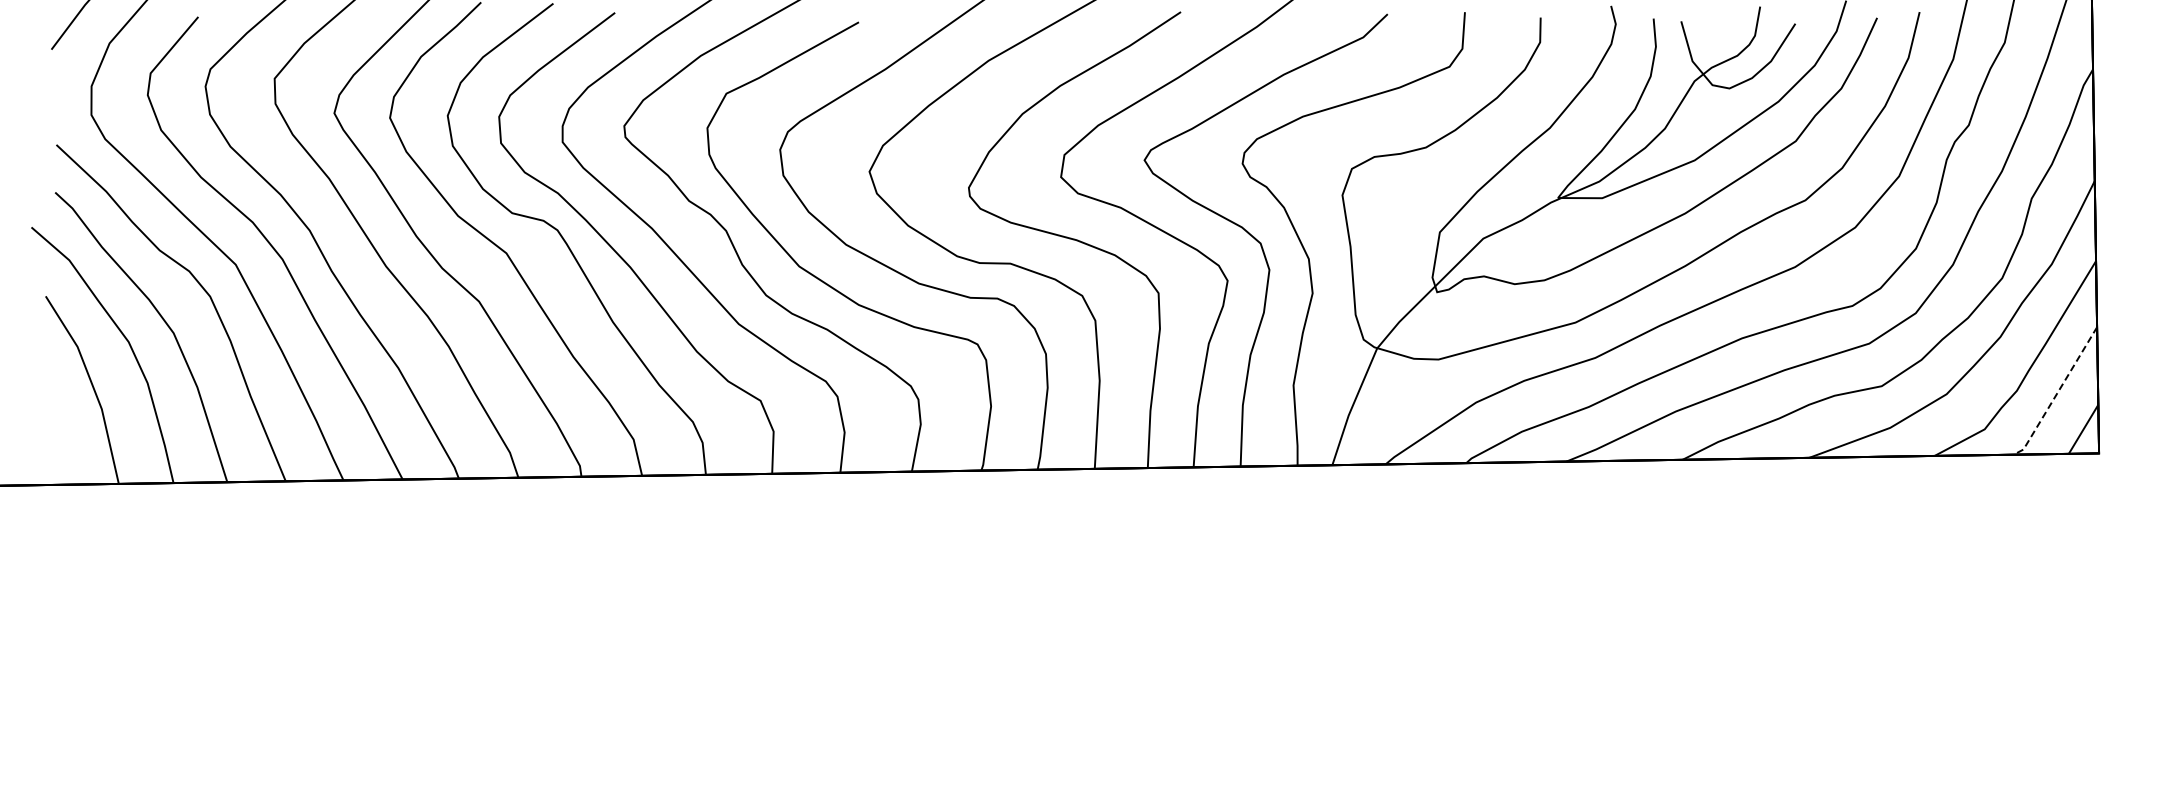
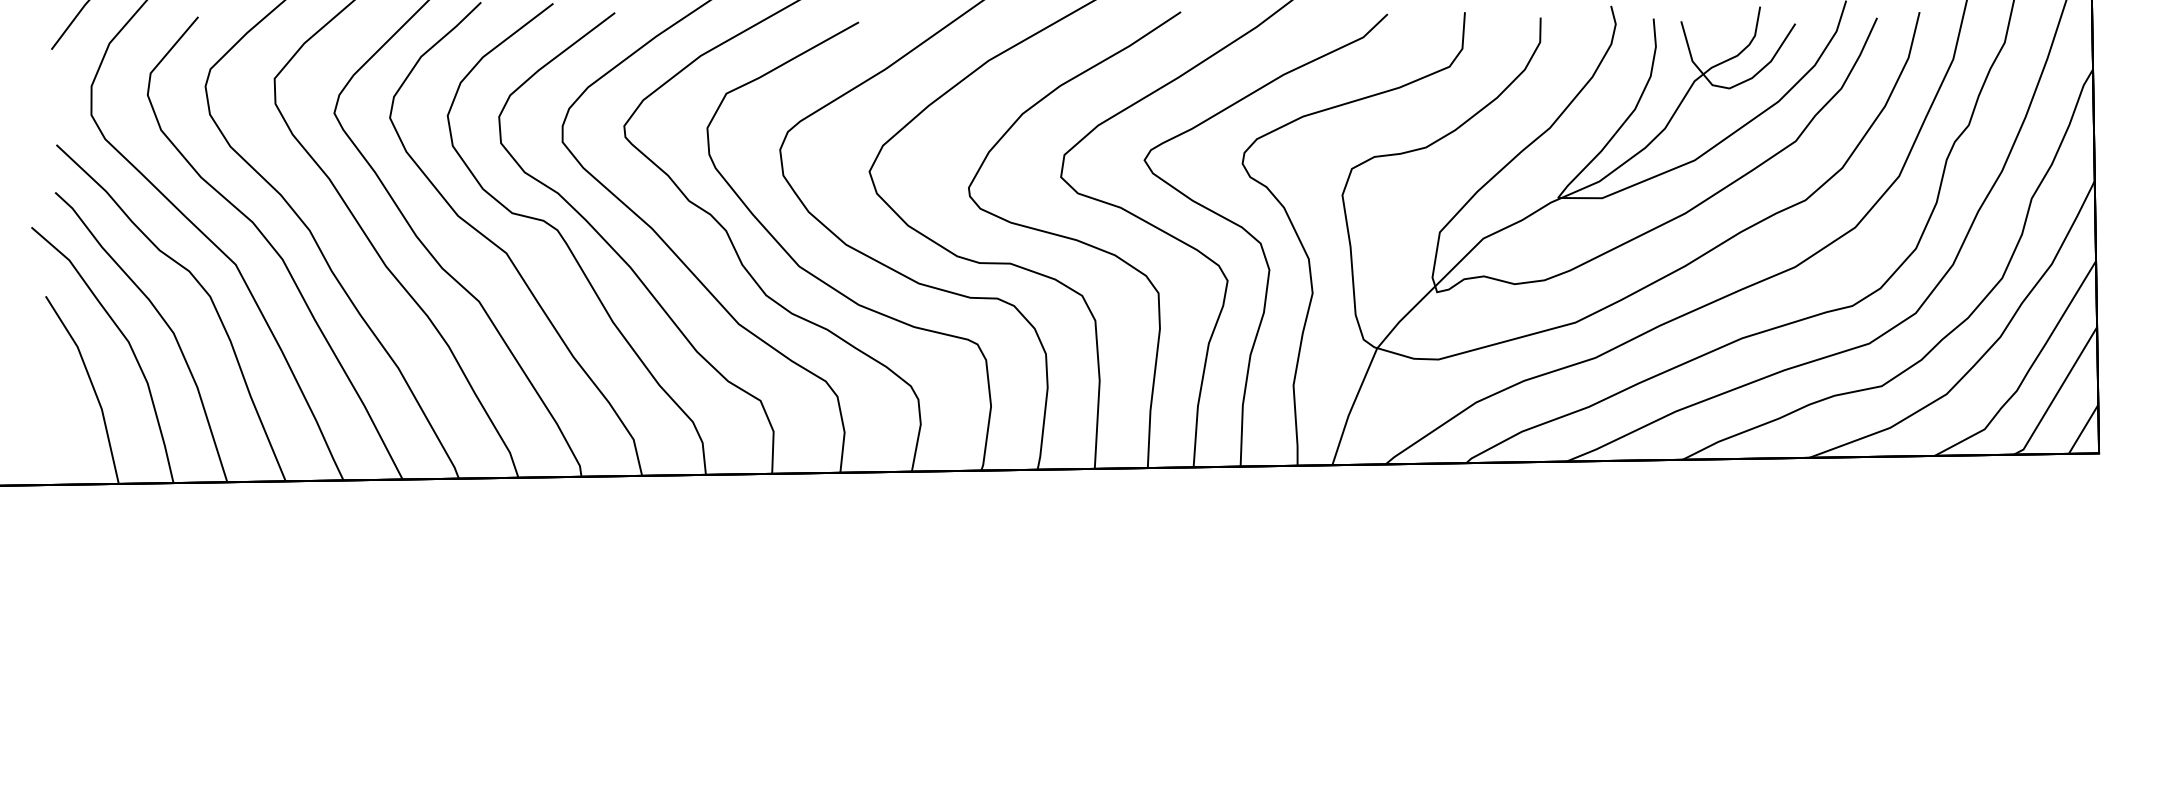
line: dashed -> solid (2056, 393)
